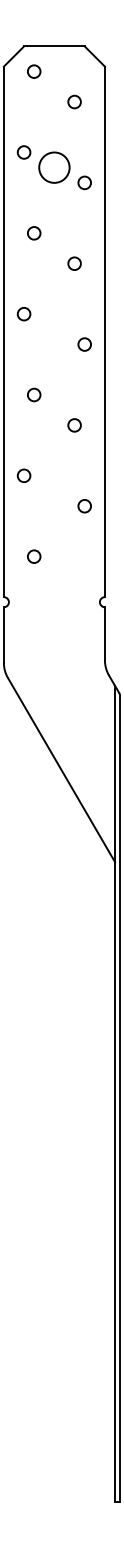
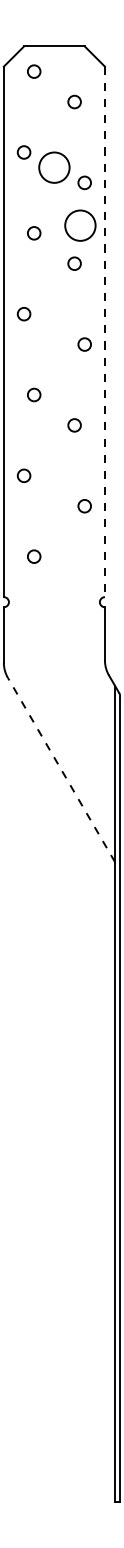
circle: none -> present (80, 225)
line: solid -> dashed (104, 332)
line: solid -> dashed (61, 769)
